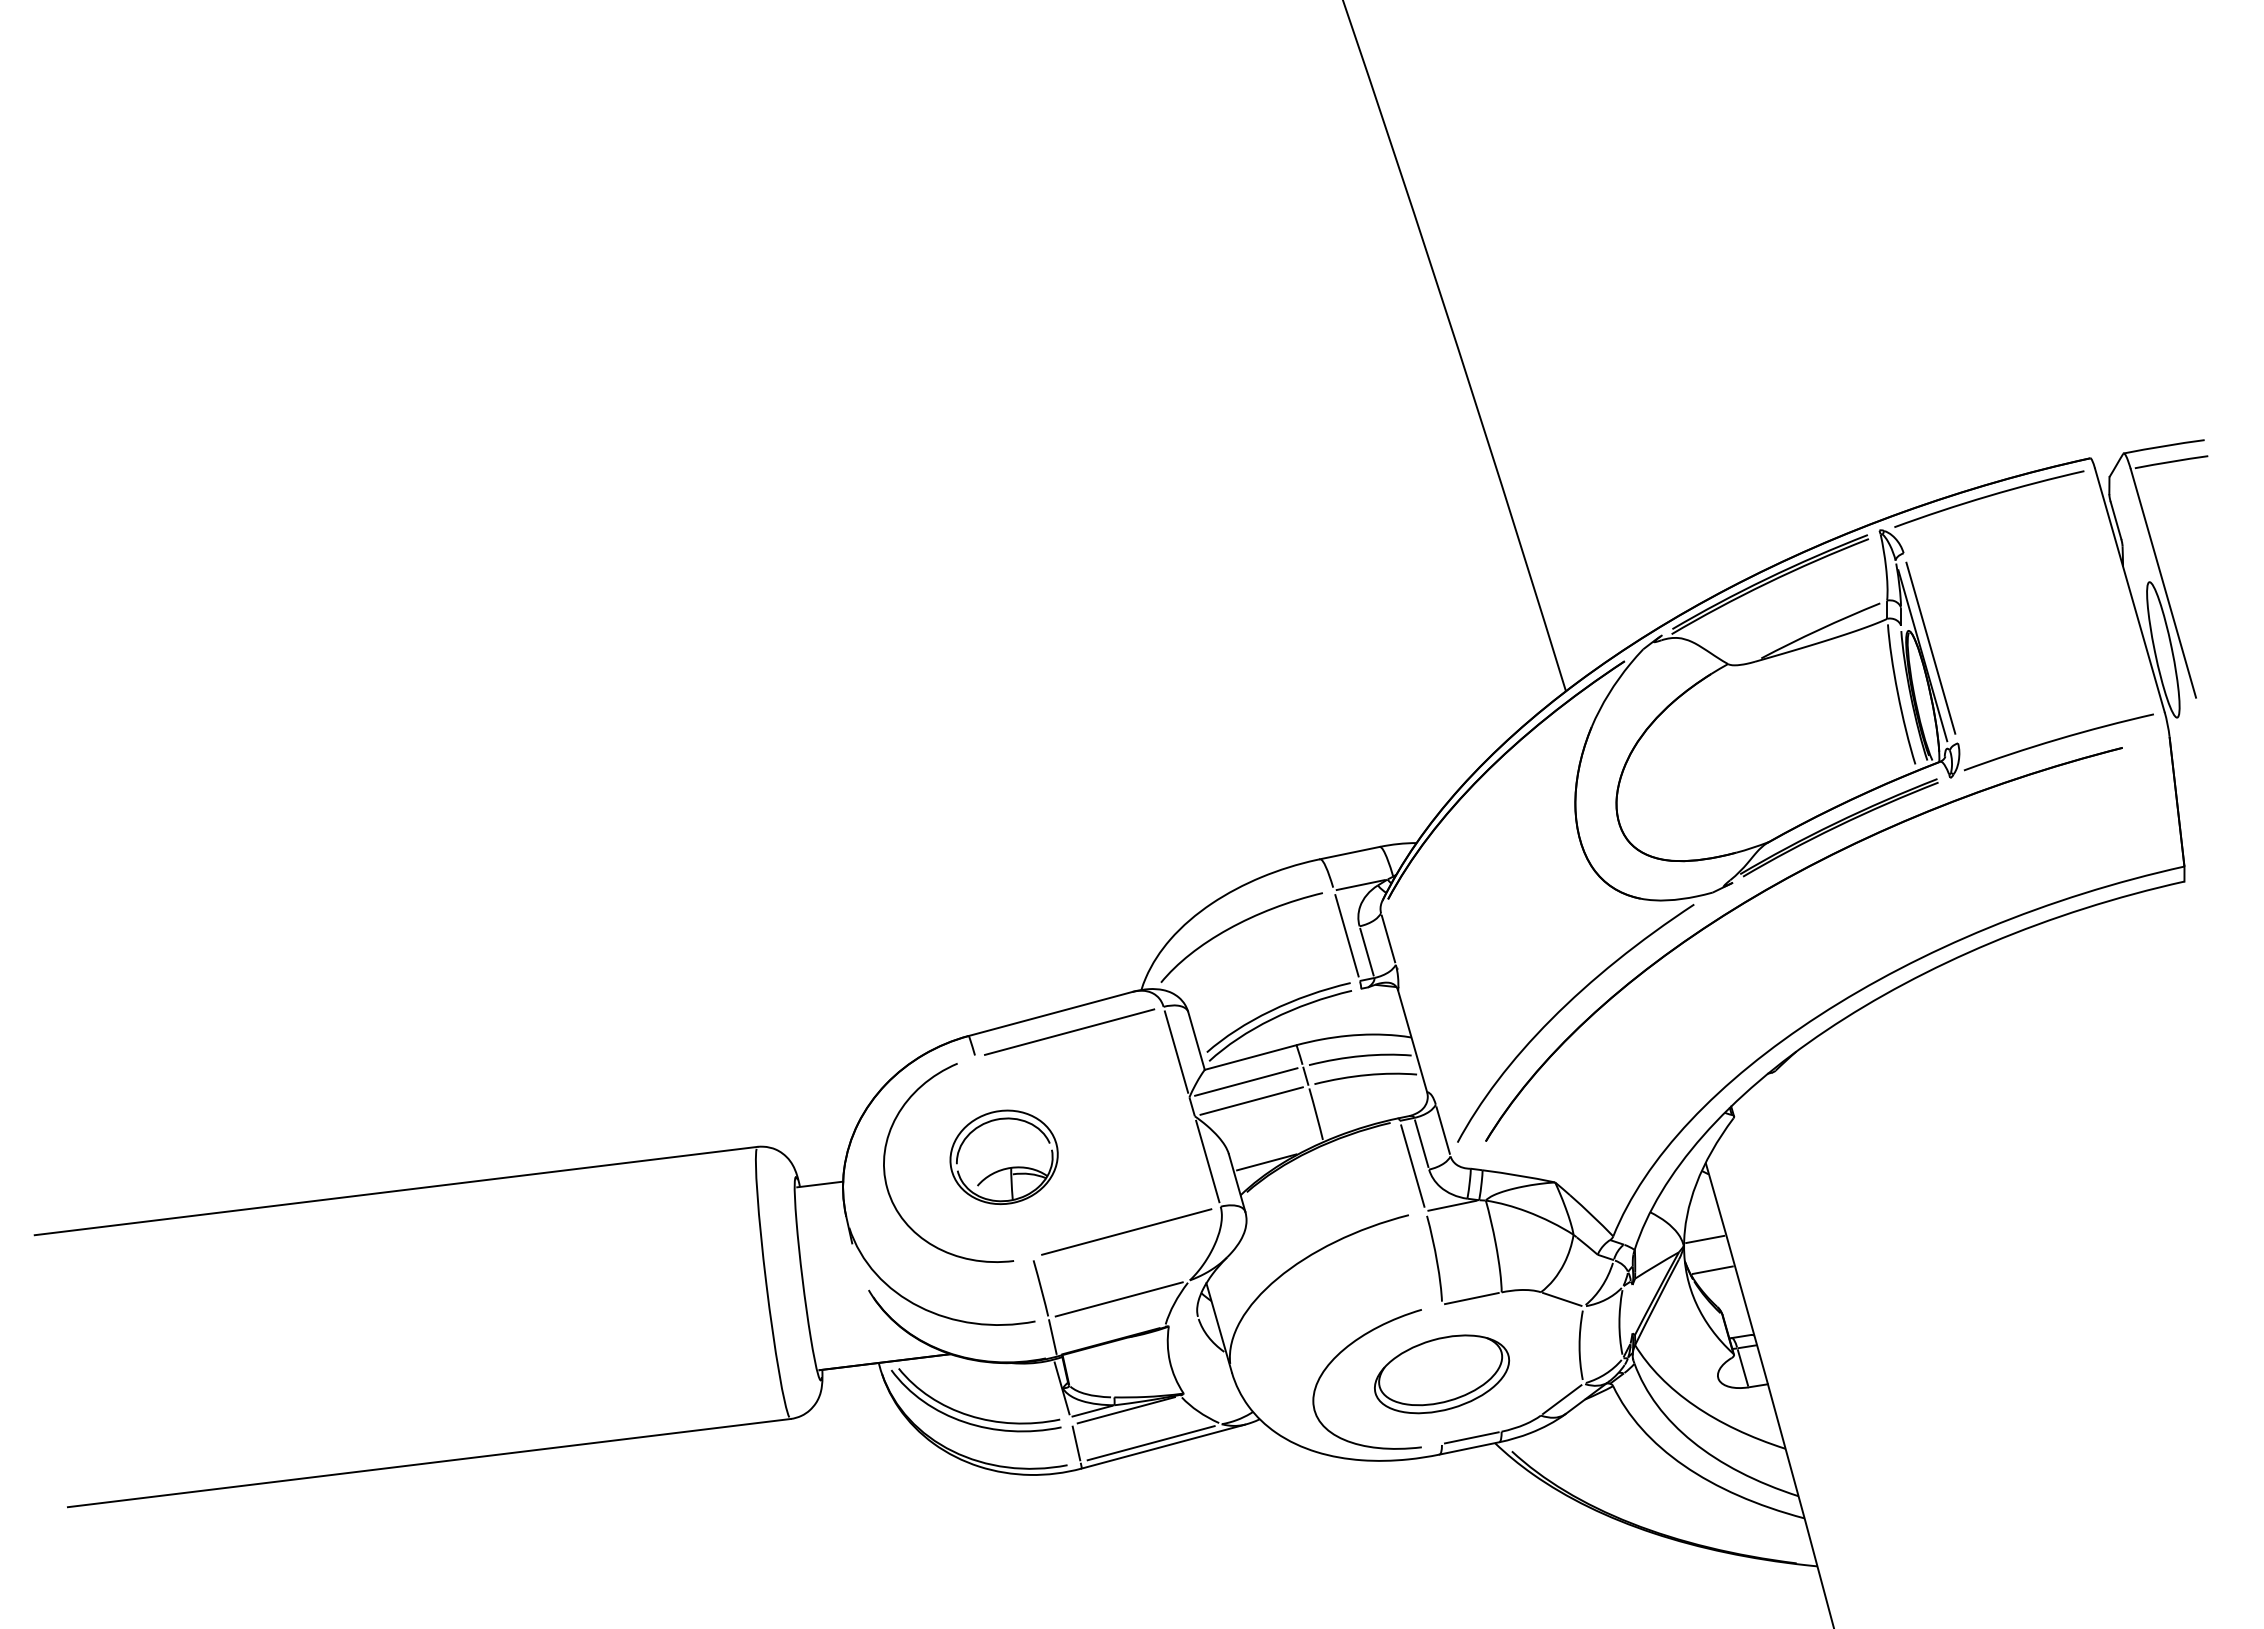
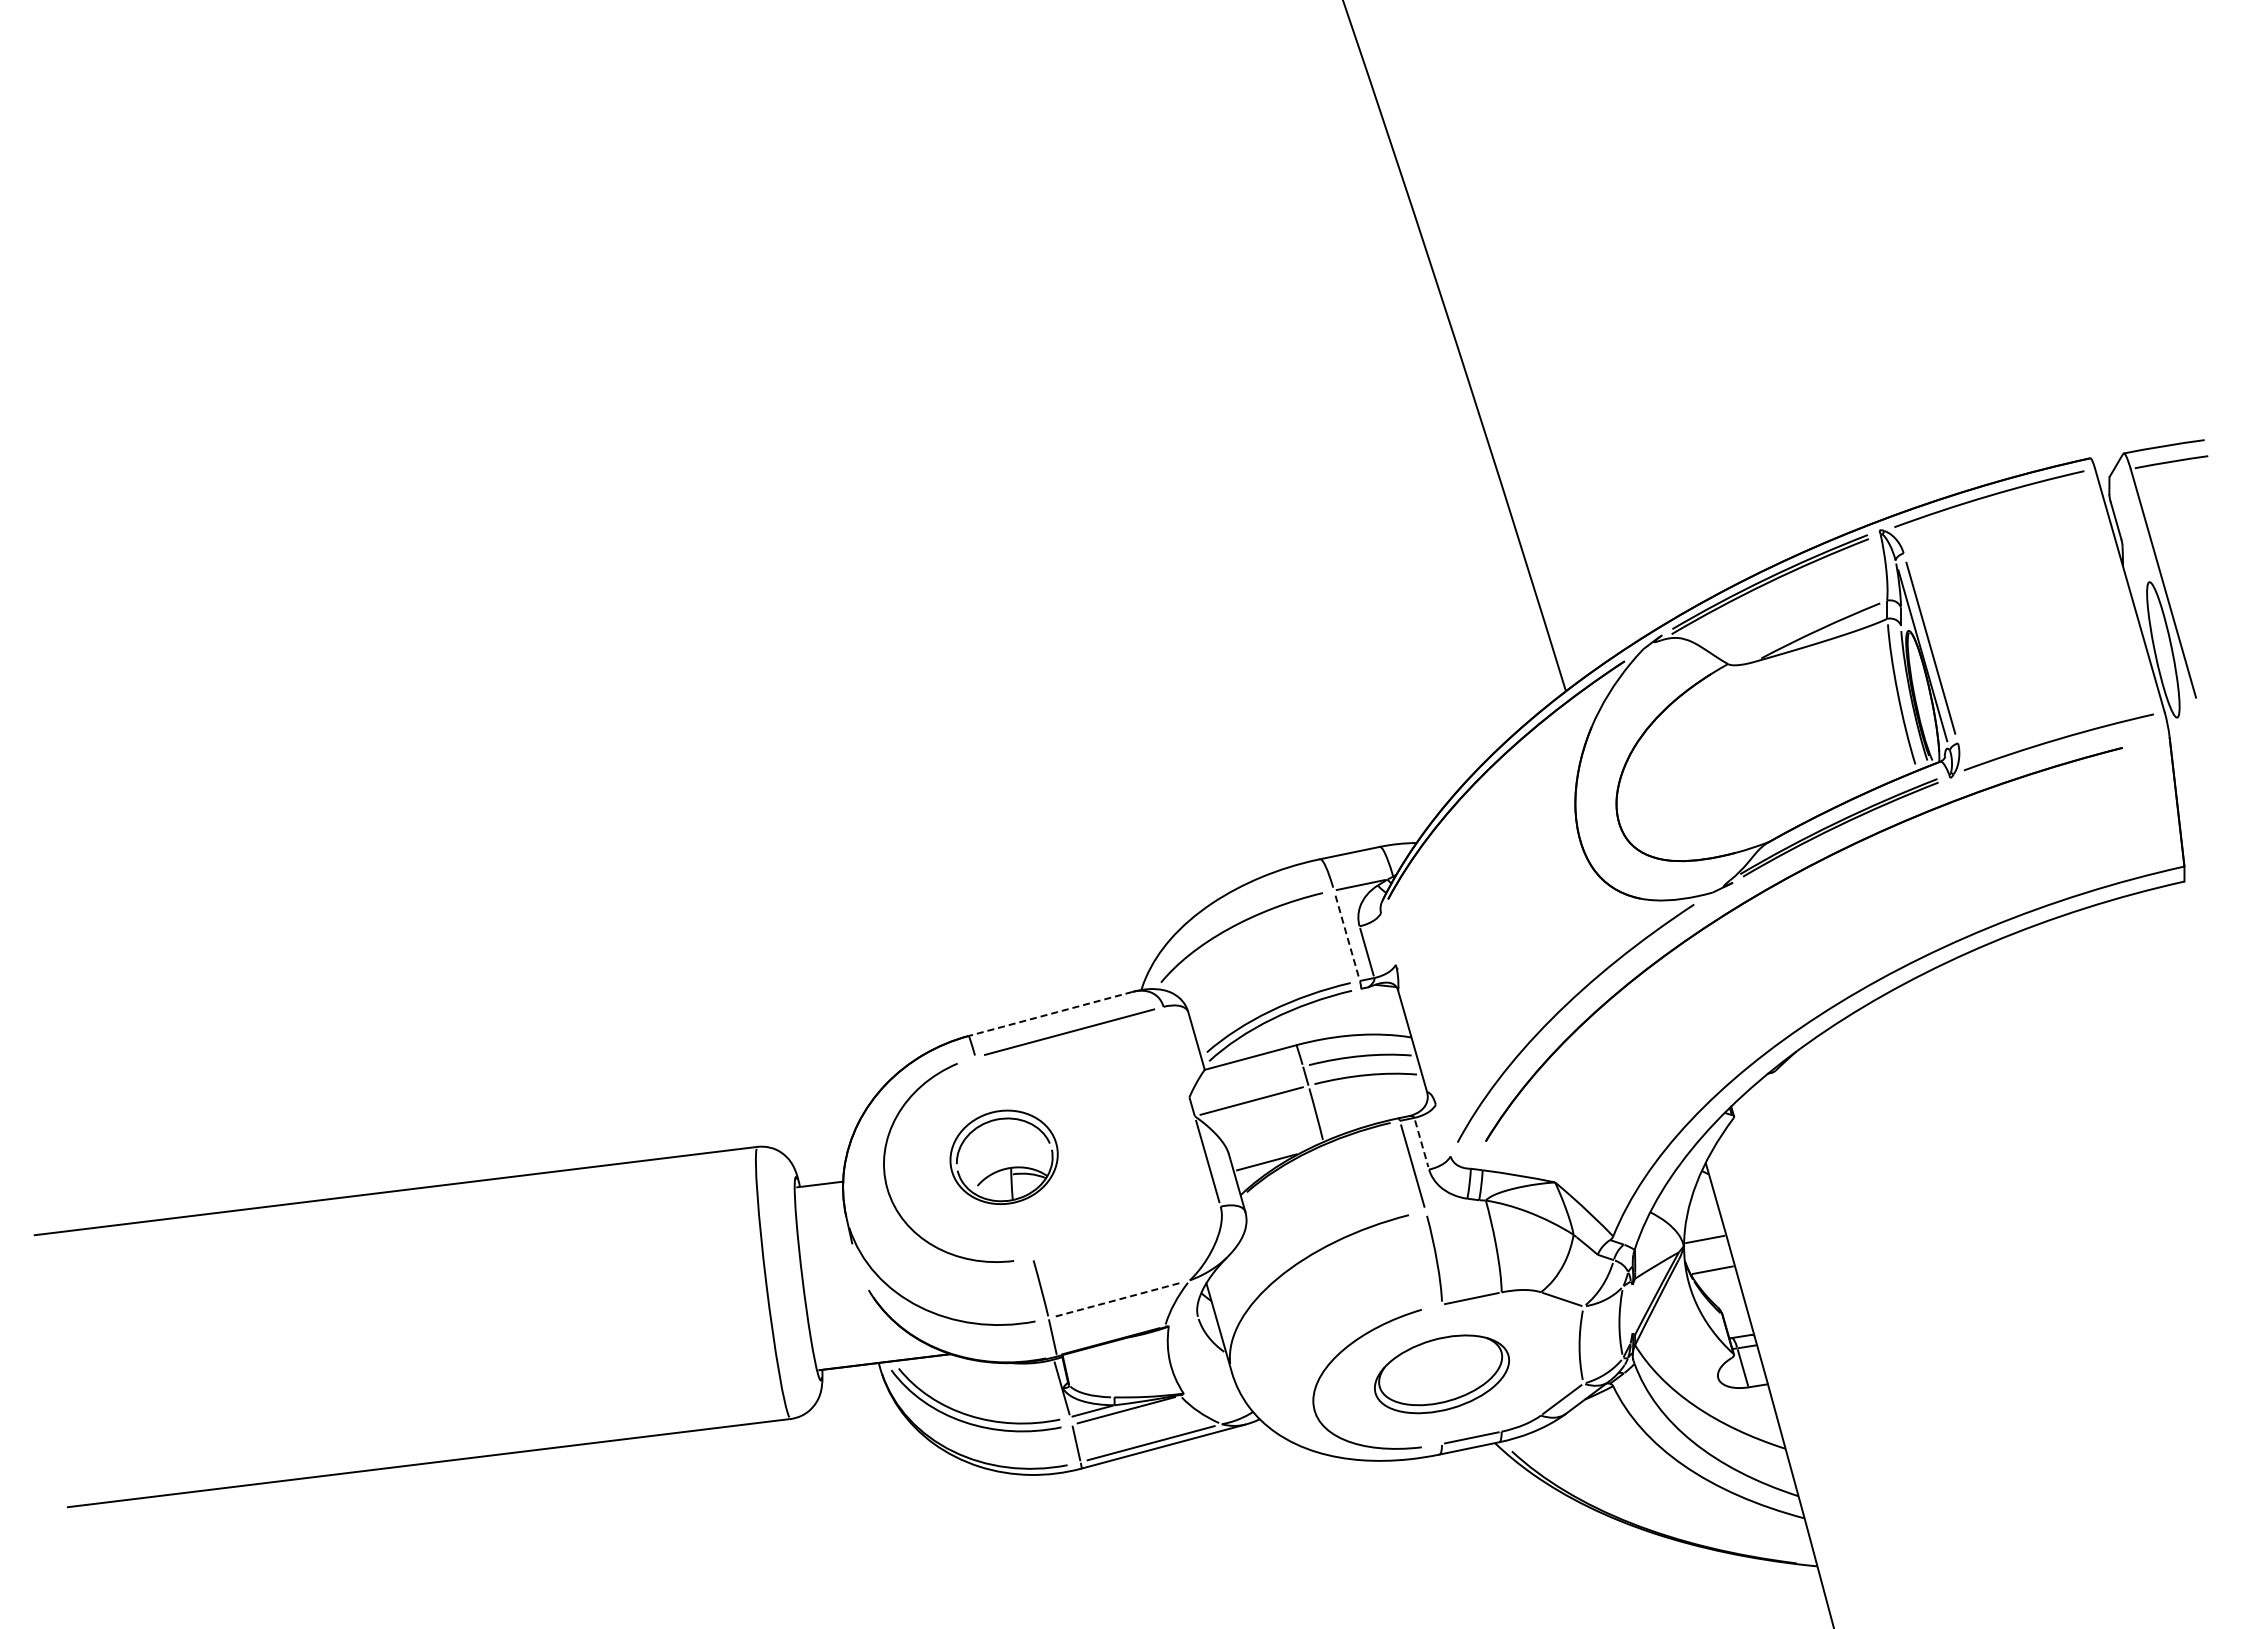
line: solid -> dashed (1346, 935)
line: present -> none (1388, 938)
line: solid -> dashed (1050, 1013)
line: present -> none (1176, 1051)
line: present -> none (1246, 1081)
line: present -> none (1442, 1130)
line: solid -> dashed (1421, 1144)
line: present -> none (1452, 1205)
line: present -> none (1126, 1231)
line: solid -> dashed (1119, 1299)
